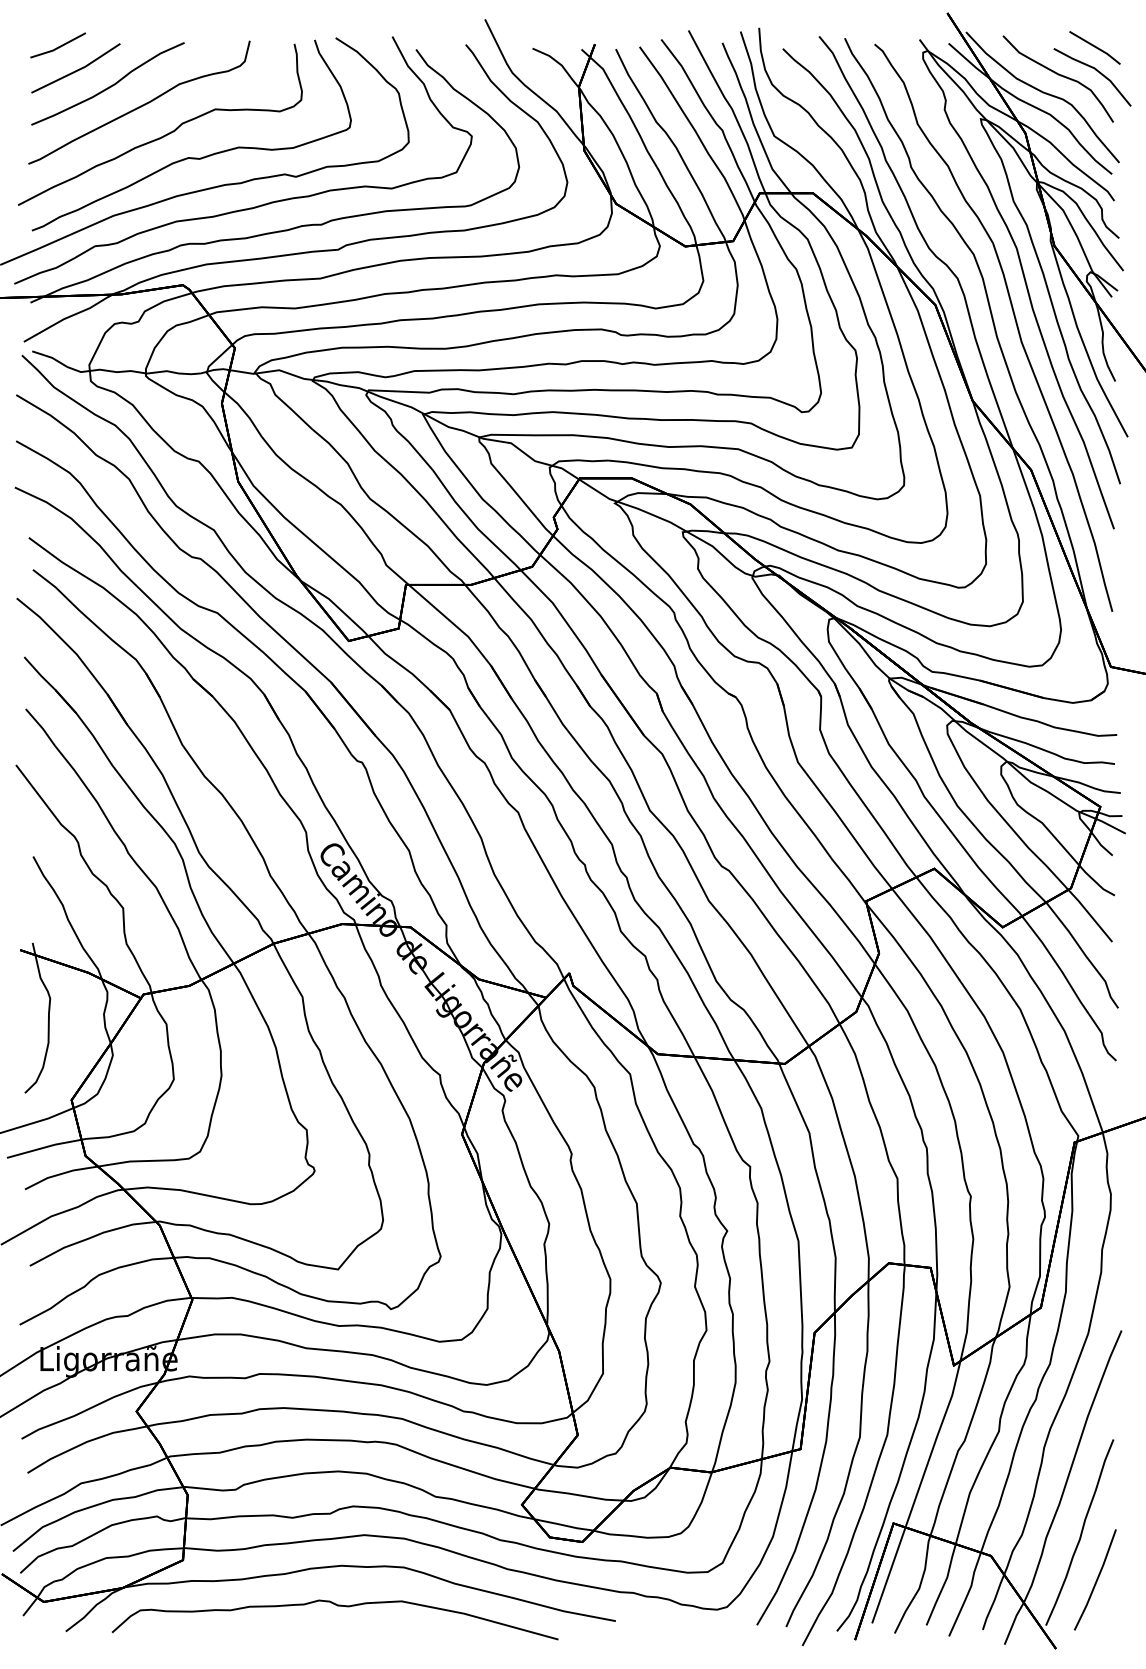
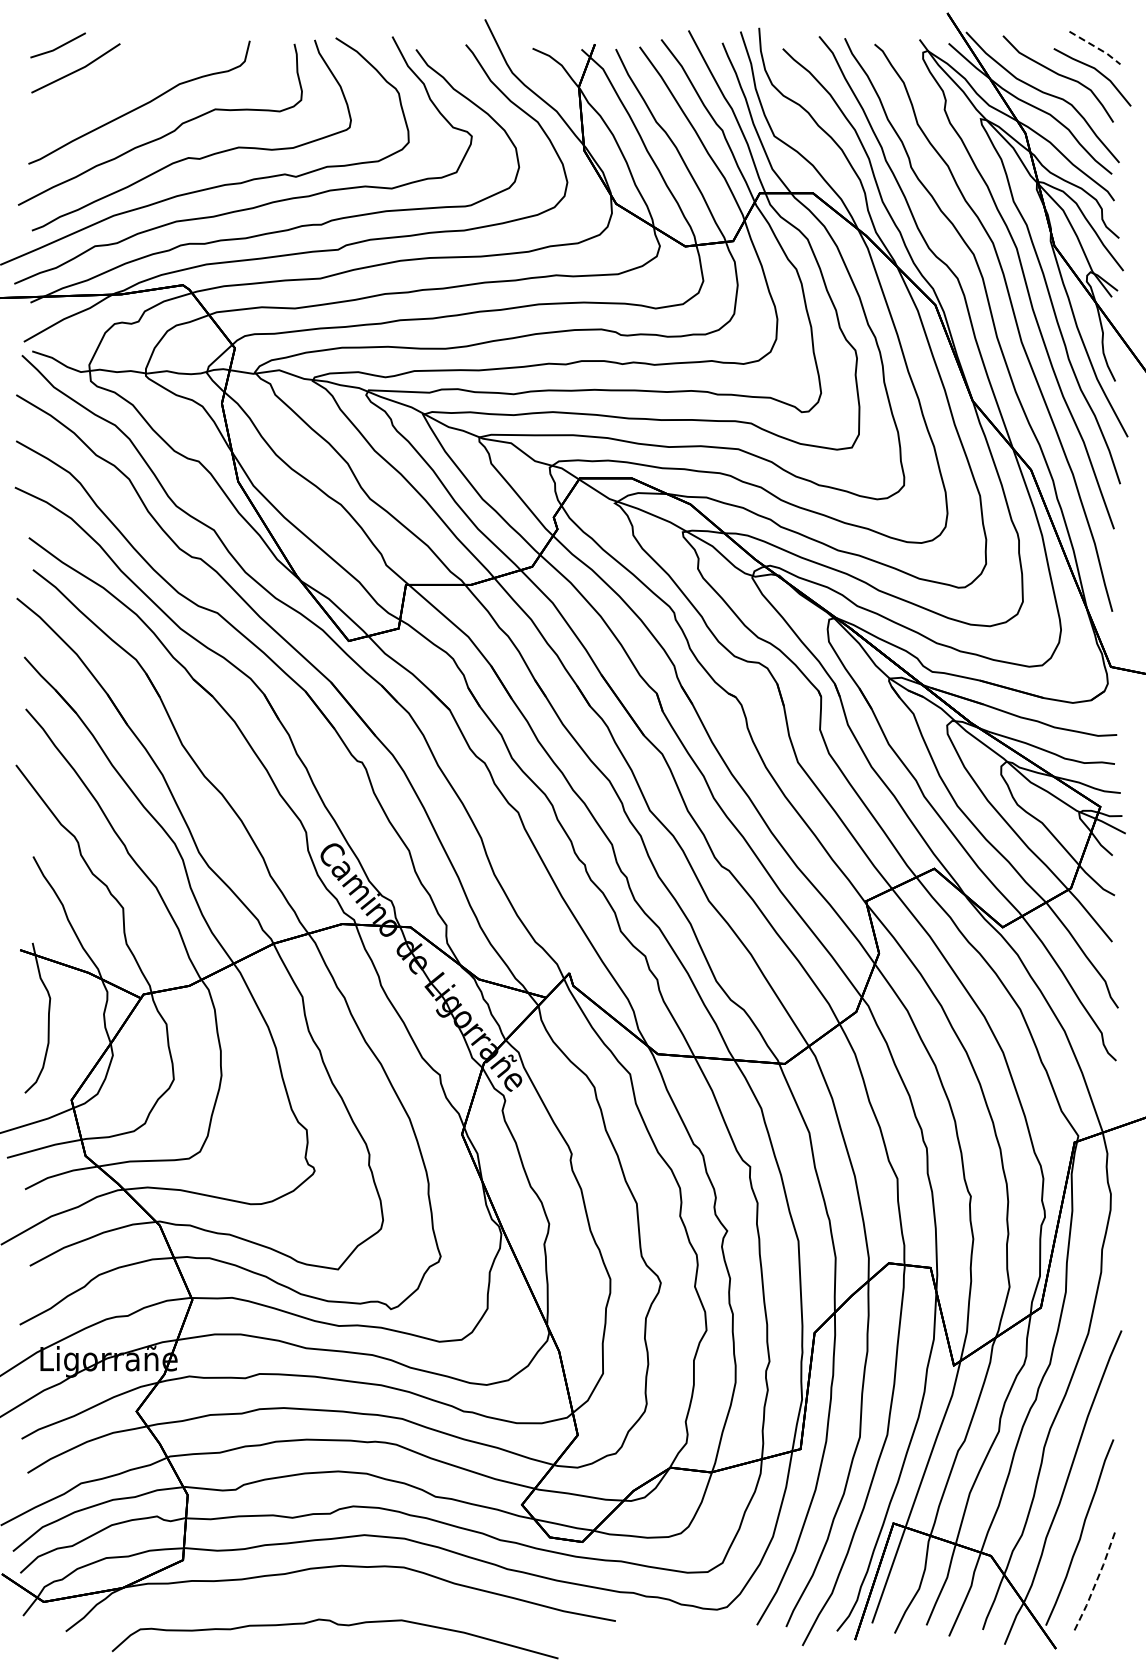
line: solid -> dashed (1096, 47)
curve: present -> none (108, 86)
line: solid -> dashed (1096, 1580)
curve position: (337, 1606) -> (337, 1625) (337, 1625)
